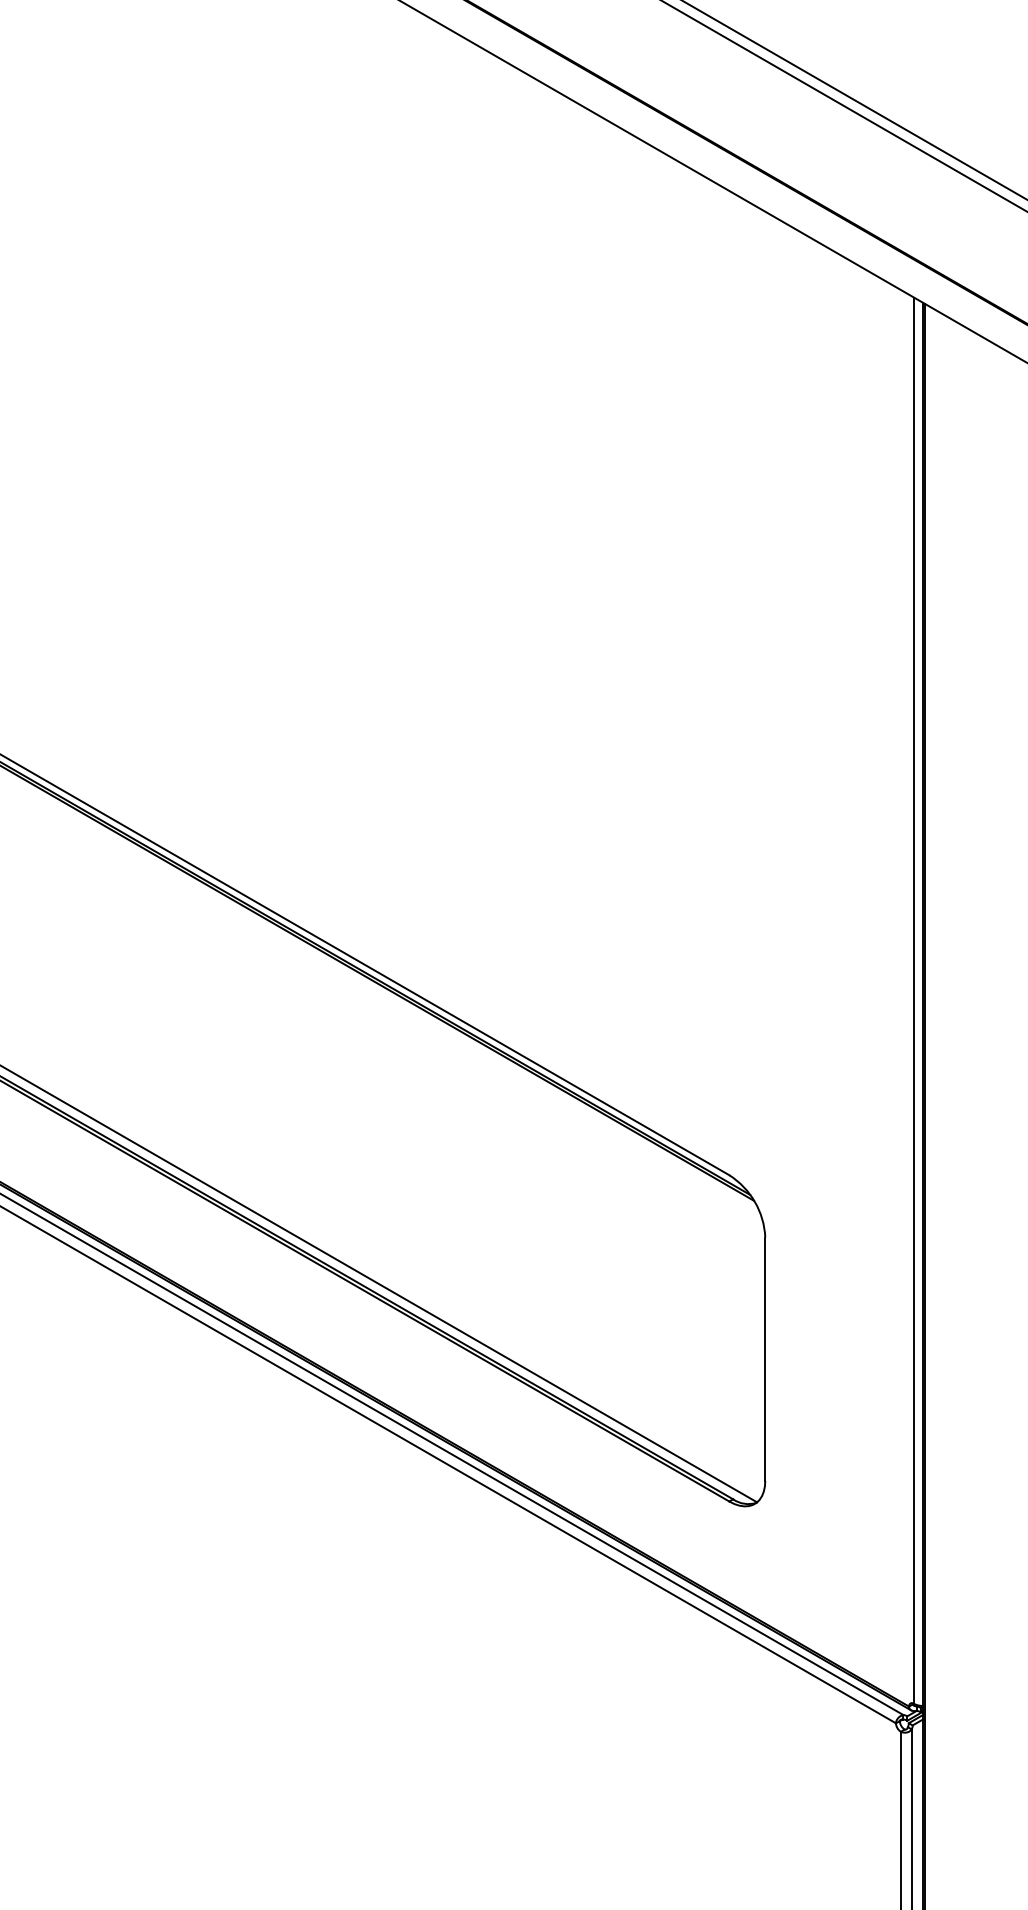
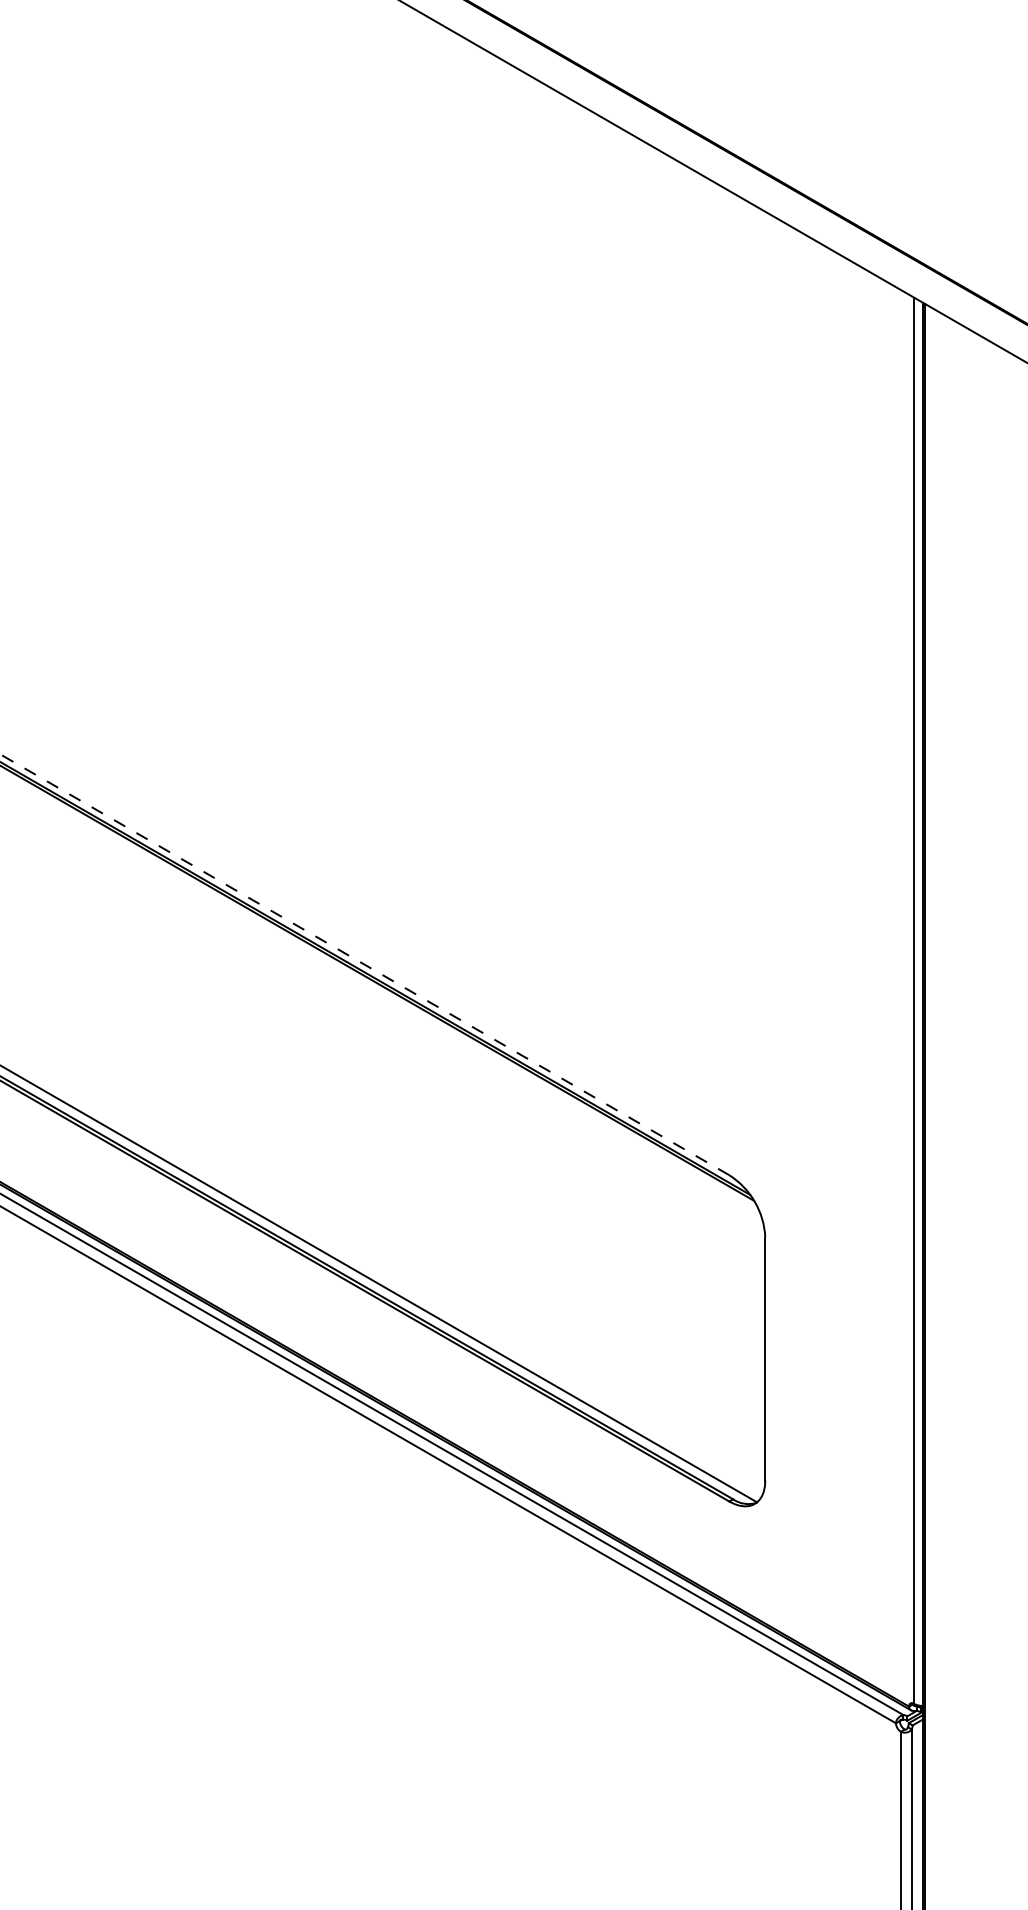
line: present -> none (854, 100)
line: present -> none (844, 106)
line: solid -> dashed (364, 964)
